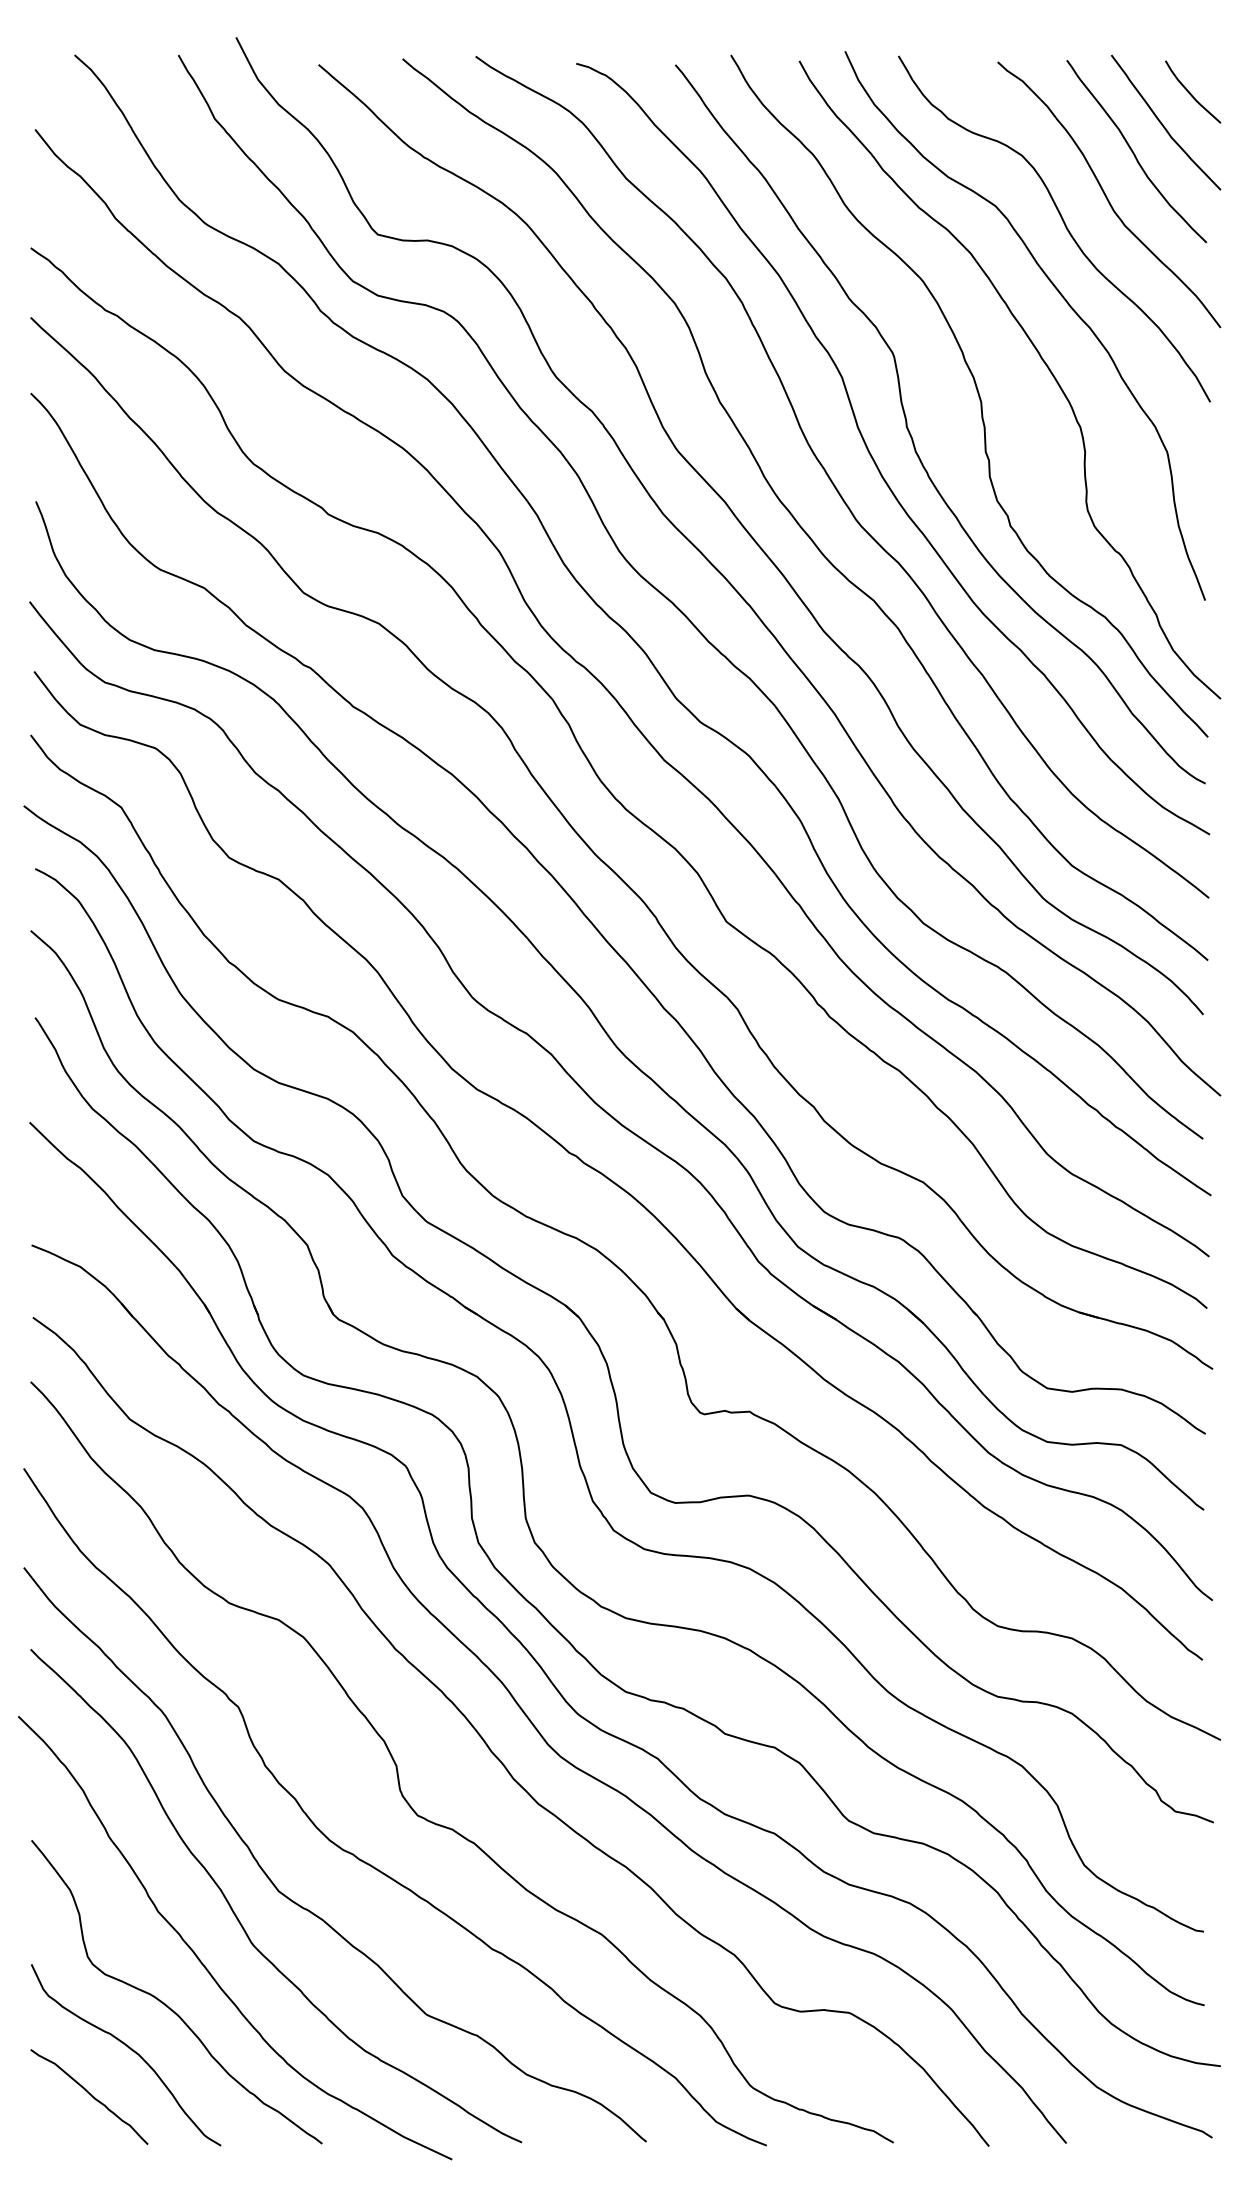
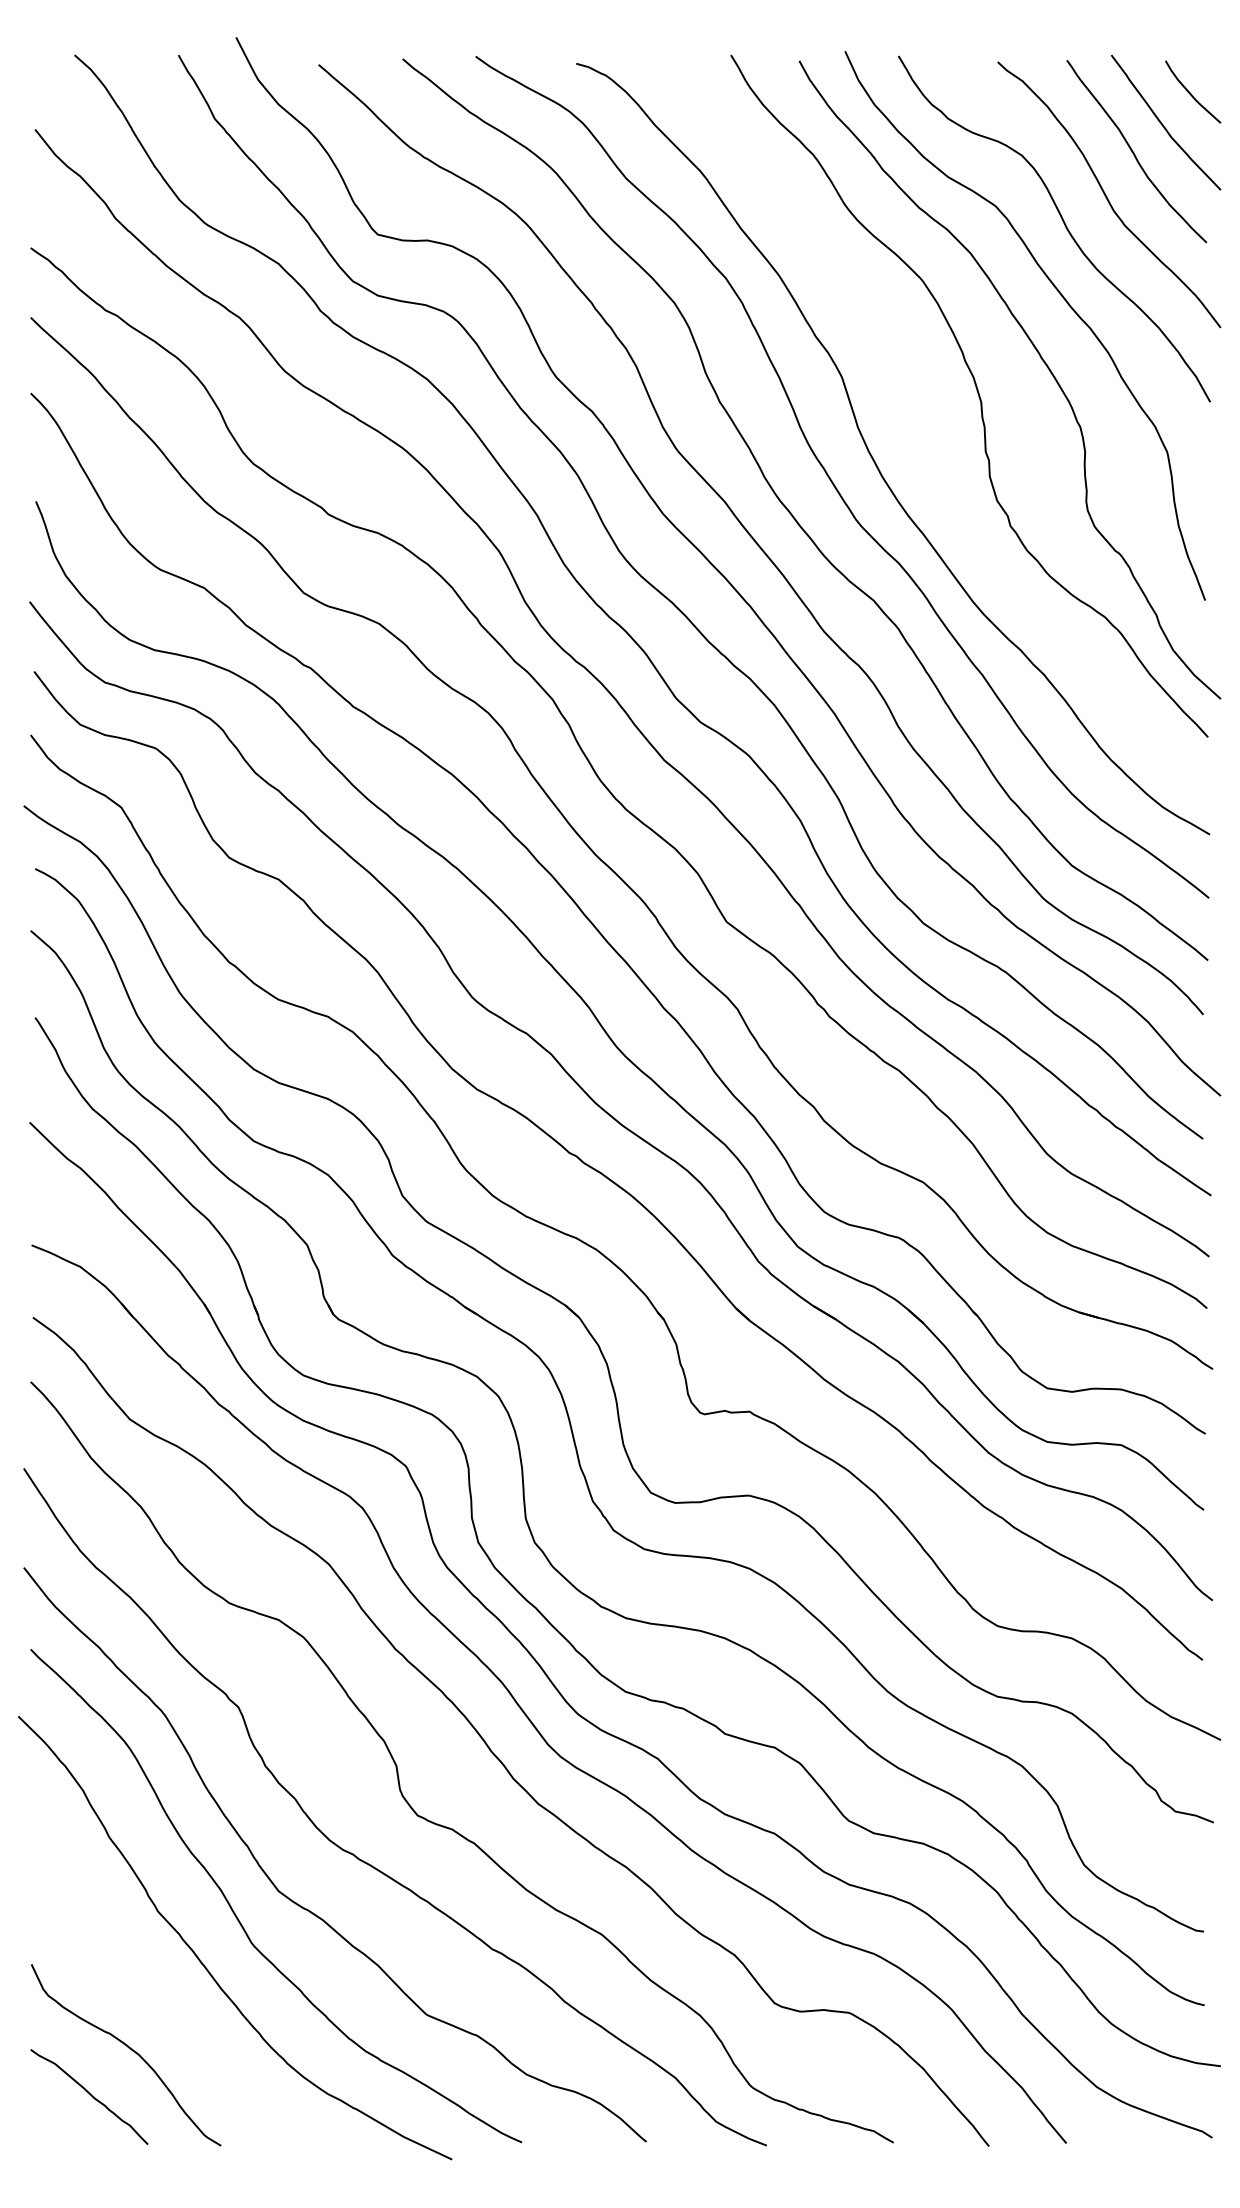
curve: present -> none (912, 436)
curve: present -> none (165, 2003)
